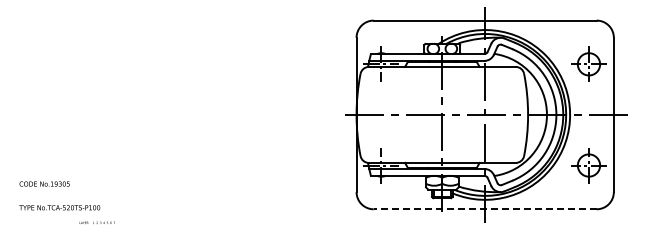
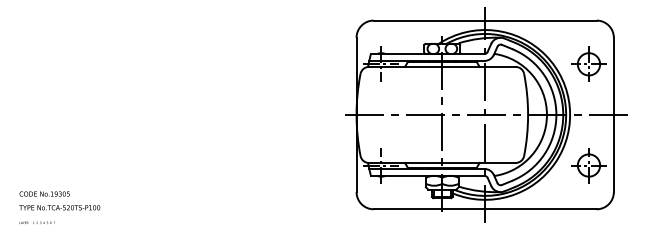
text position: (44, 183) -> (44, 193) (44, 193)
line: dashed -> solid (484, 209)
text position: (96, 222) -> (36, 222) (36, 222)
